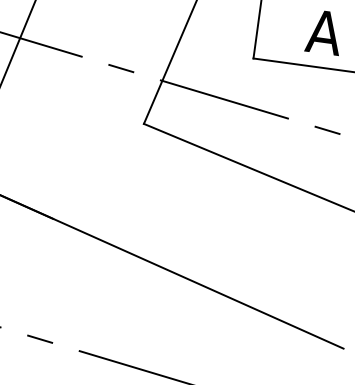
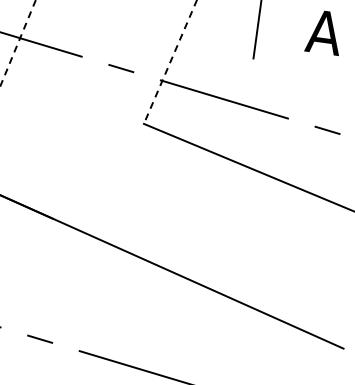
line: solid -> dashed (17, 43)
line: solid -> dashed (170, 62)
line: present -> none (302, 64)
